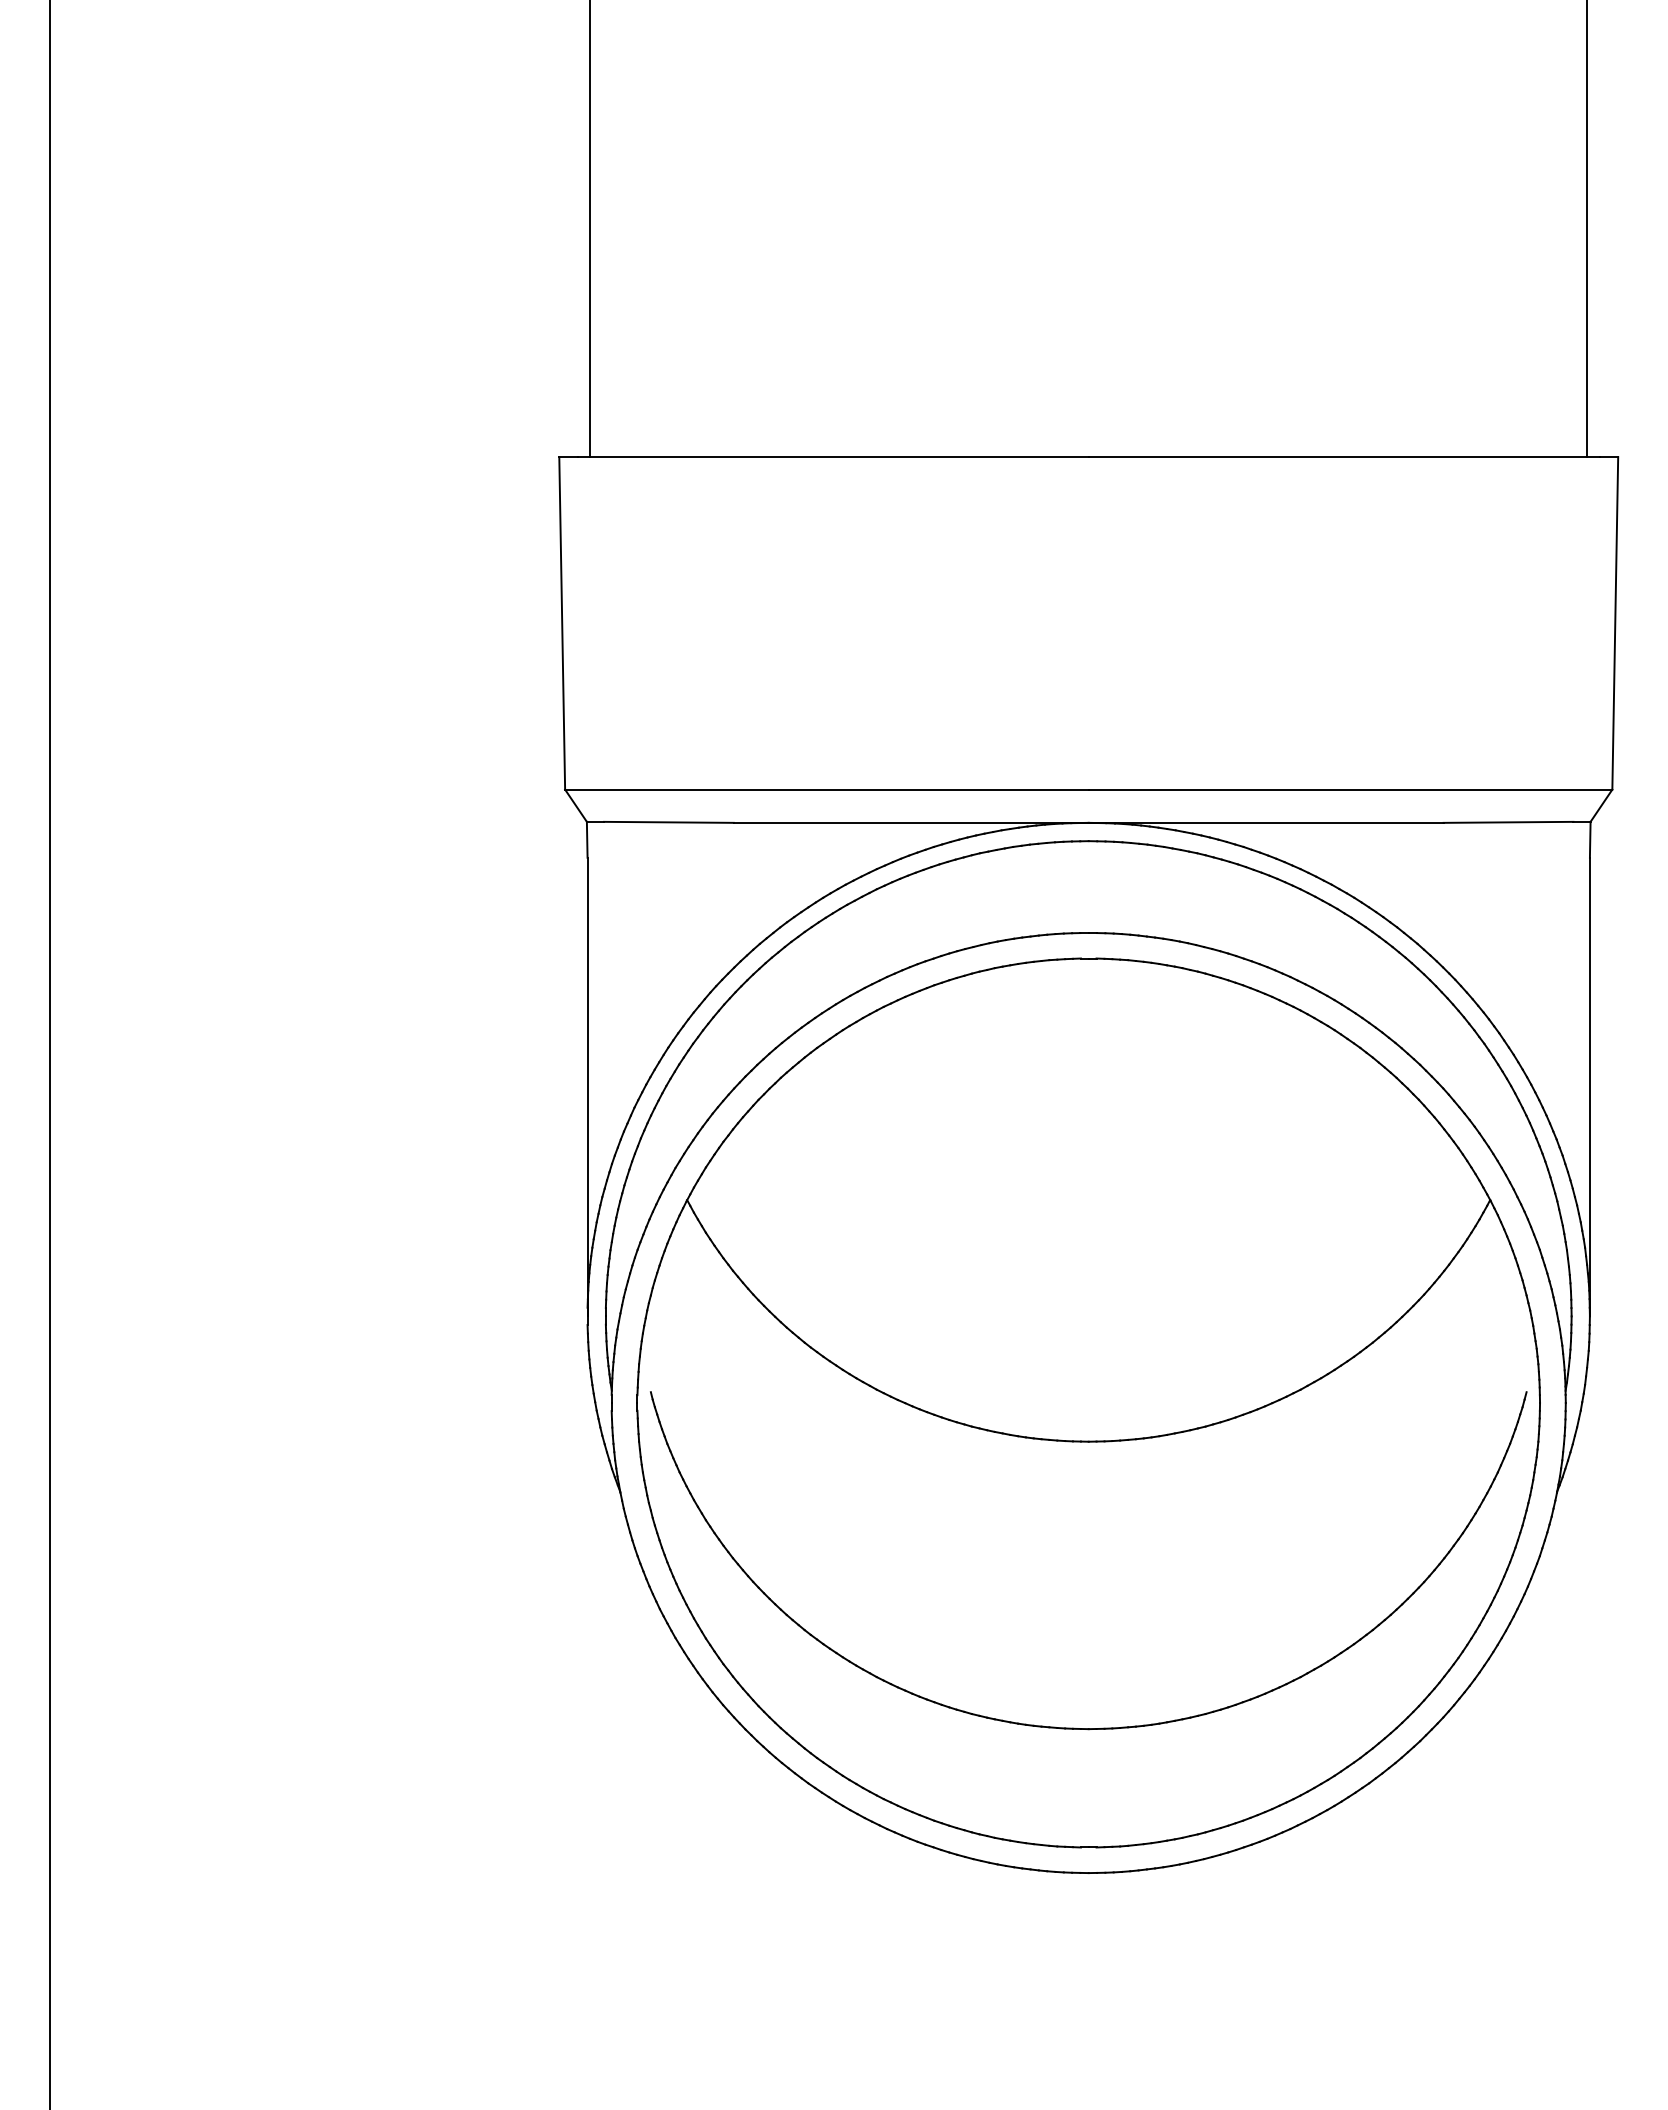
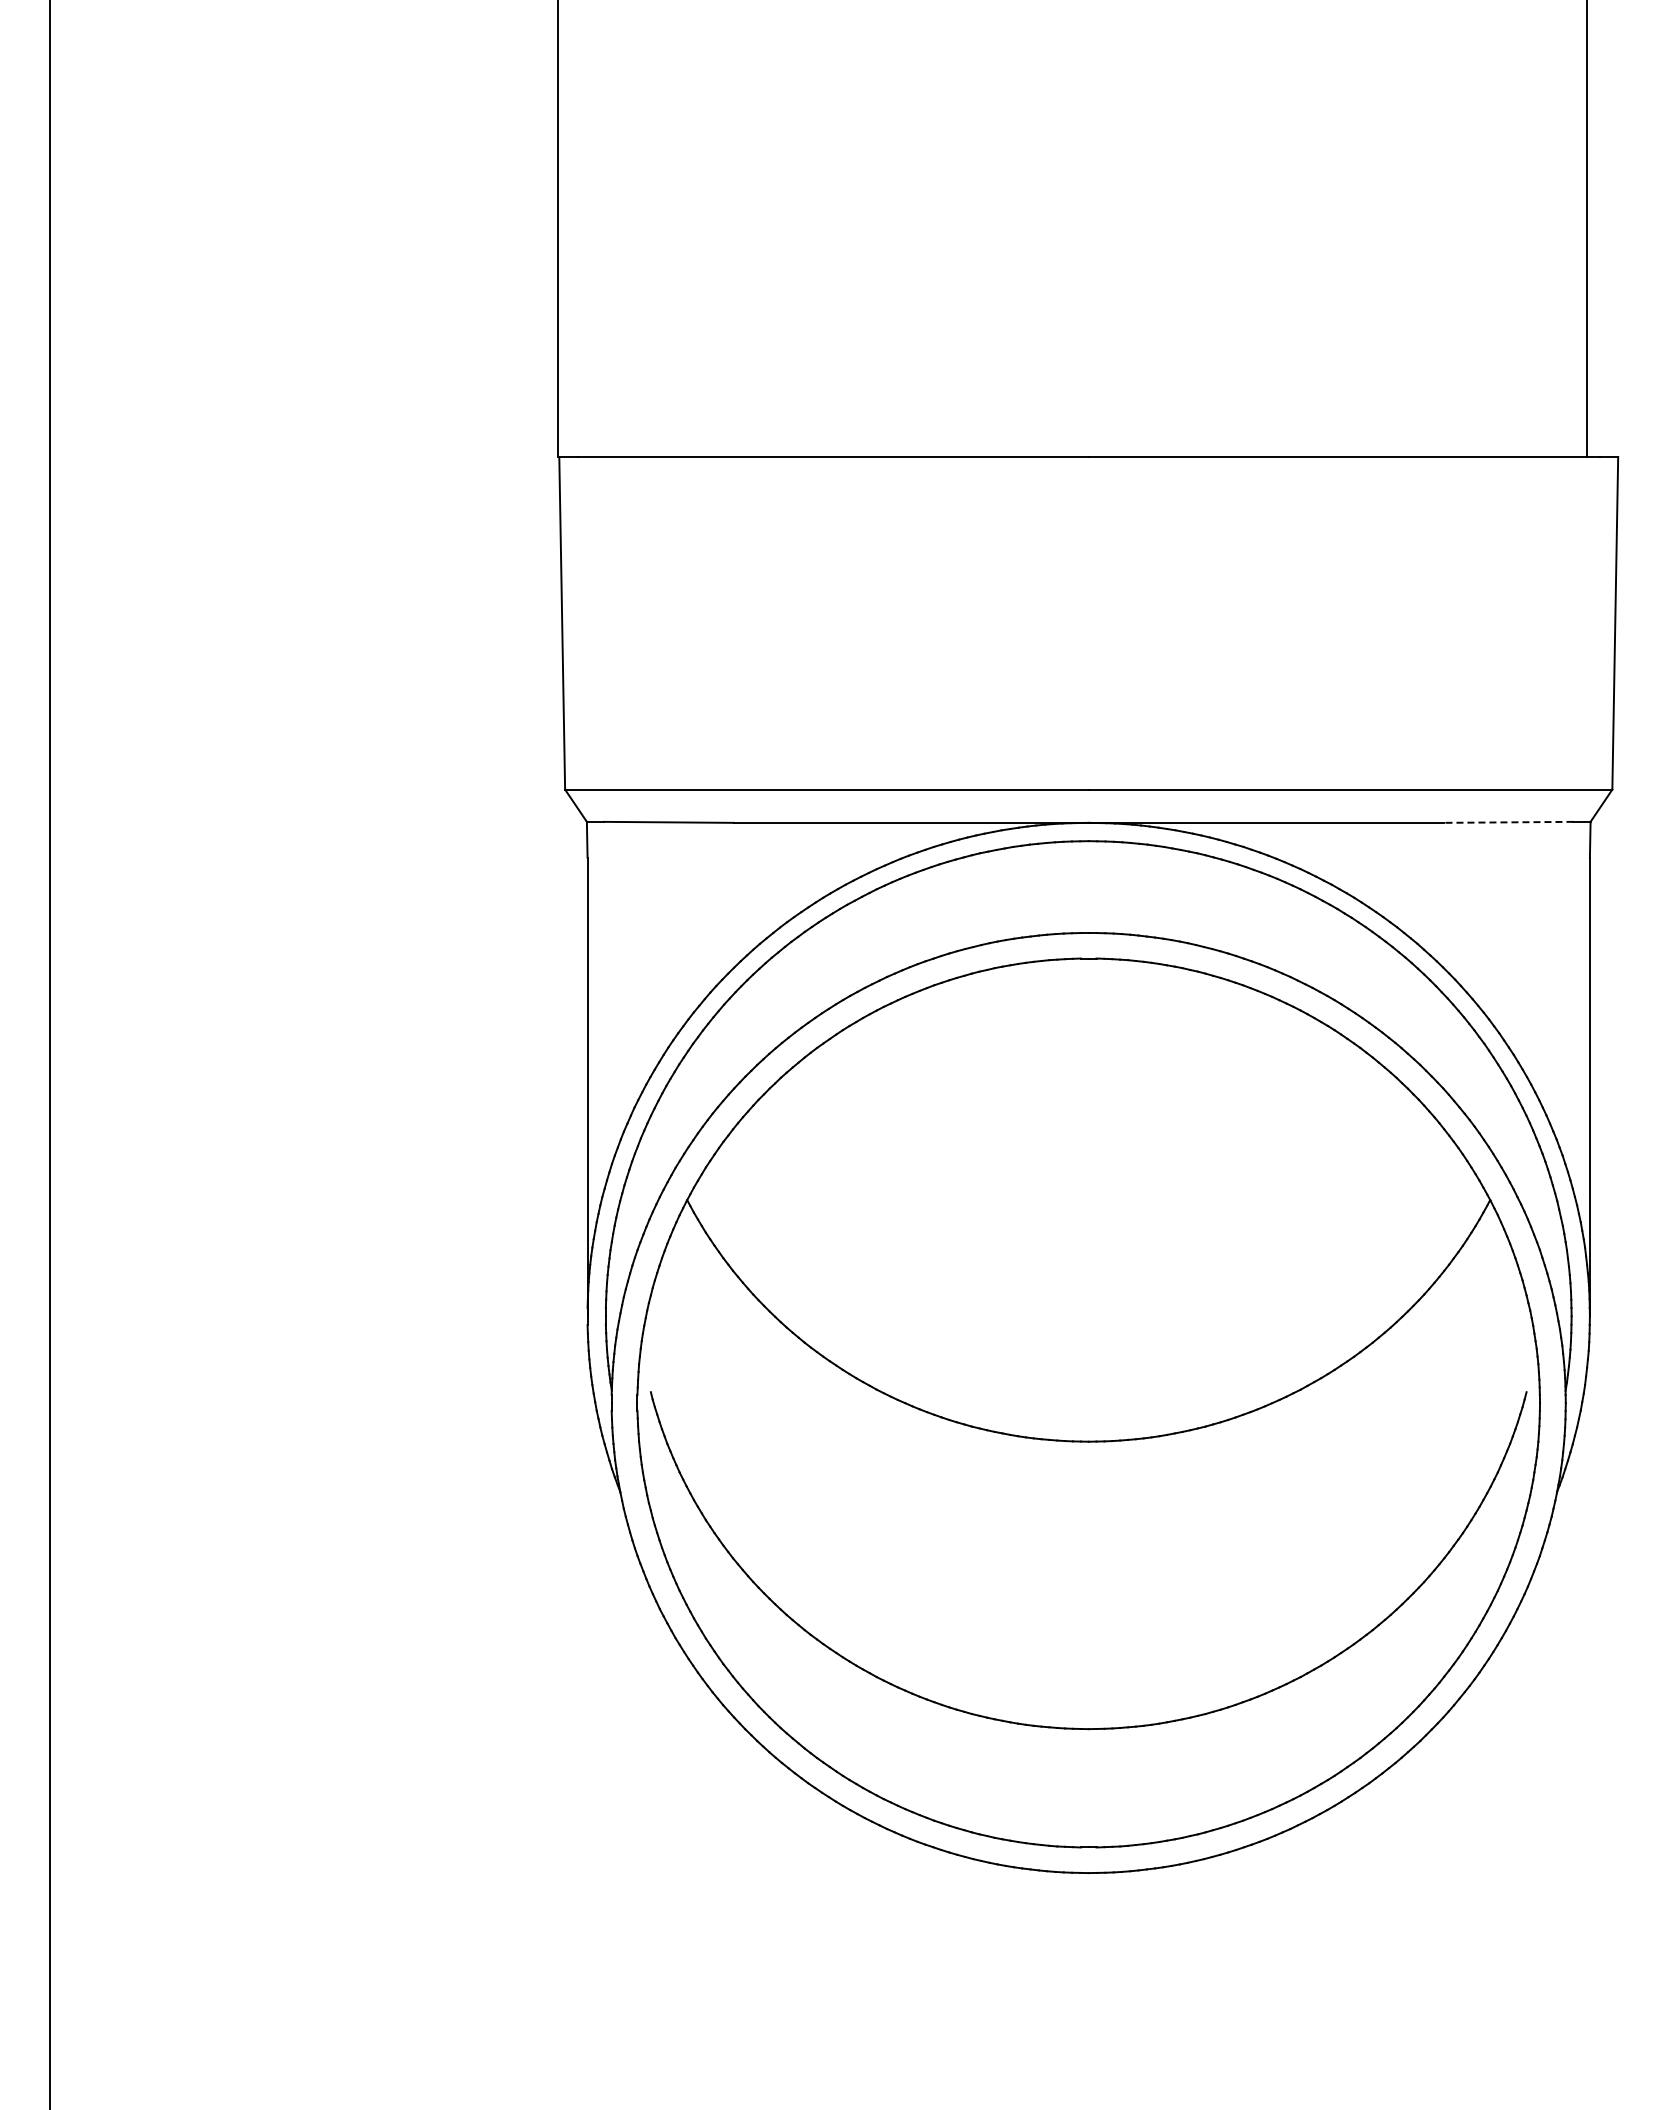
line position: (590, 229) -> (558, 229) (558, 229)
line: solid -> dashed (1508, 822)
